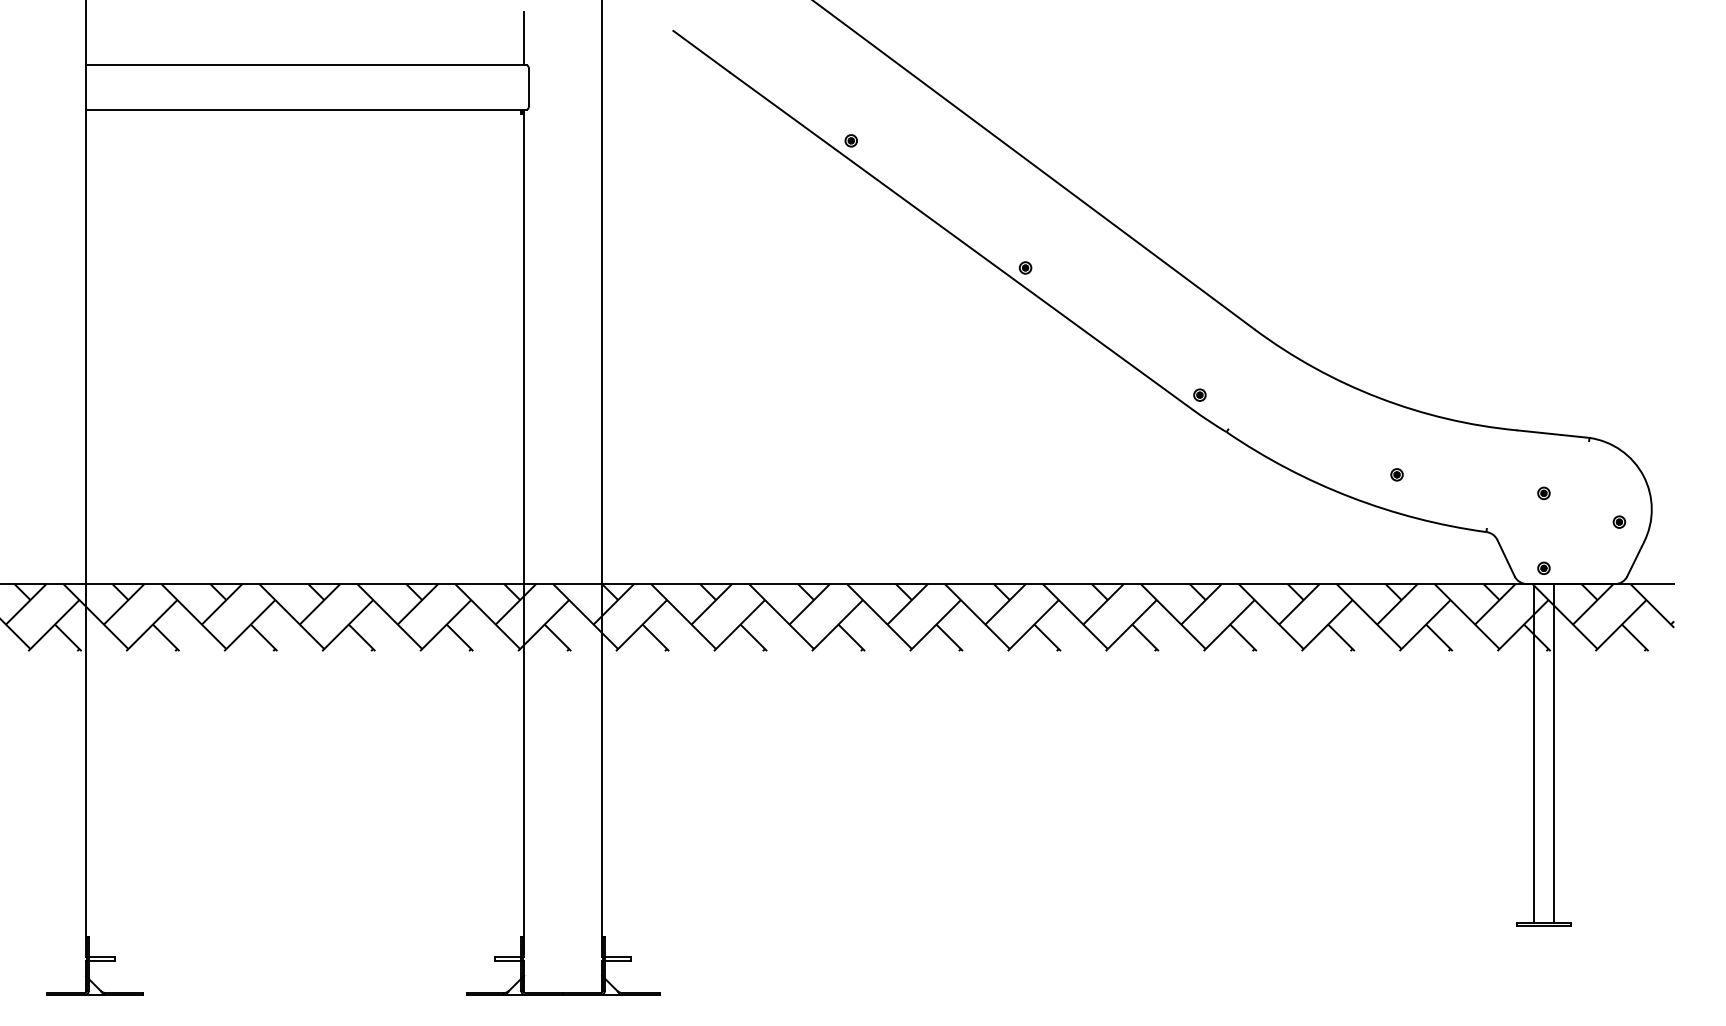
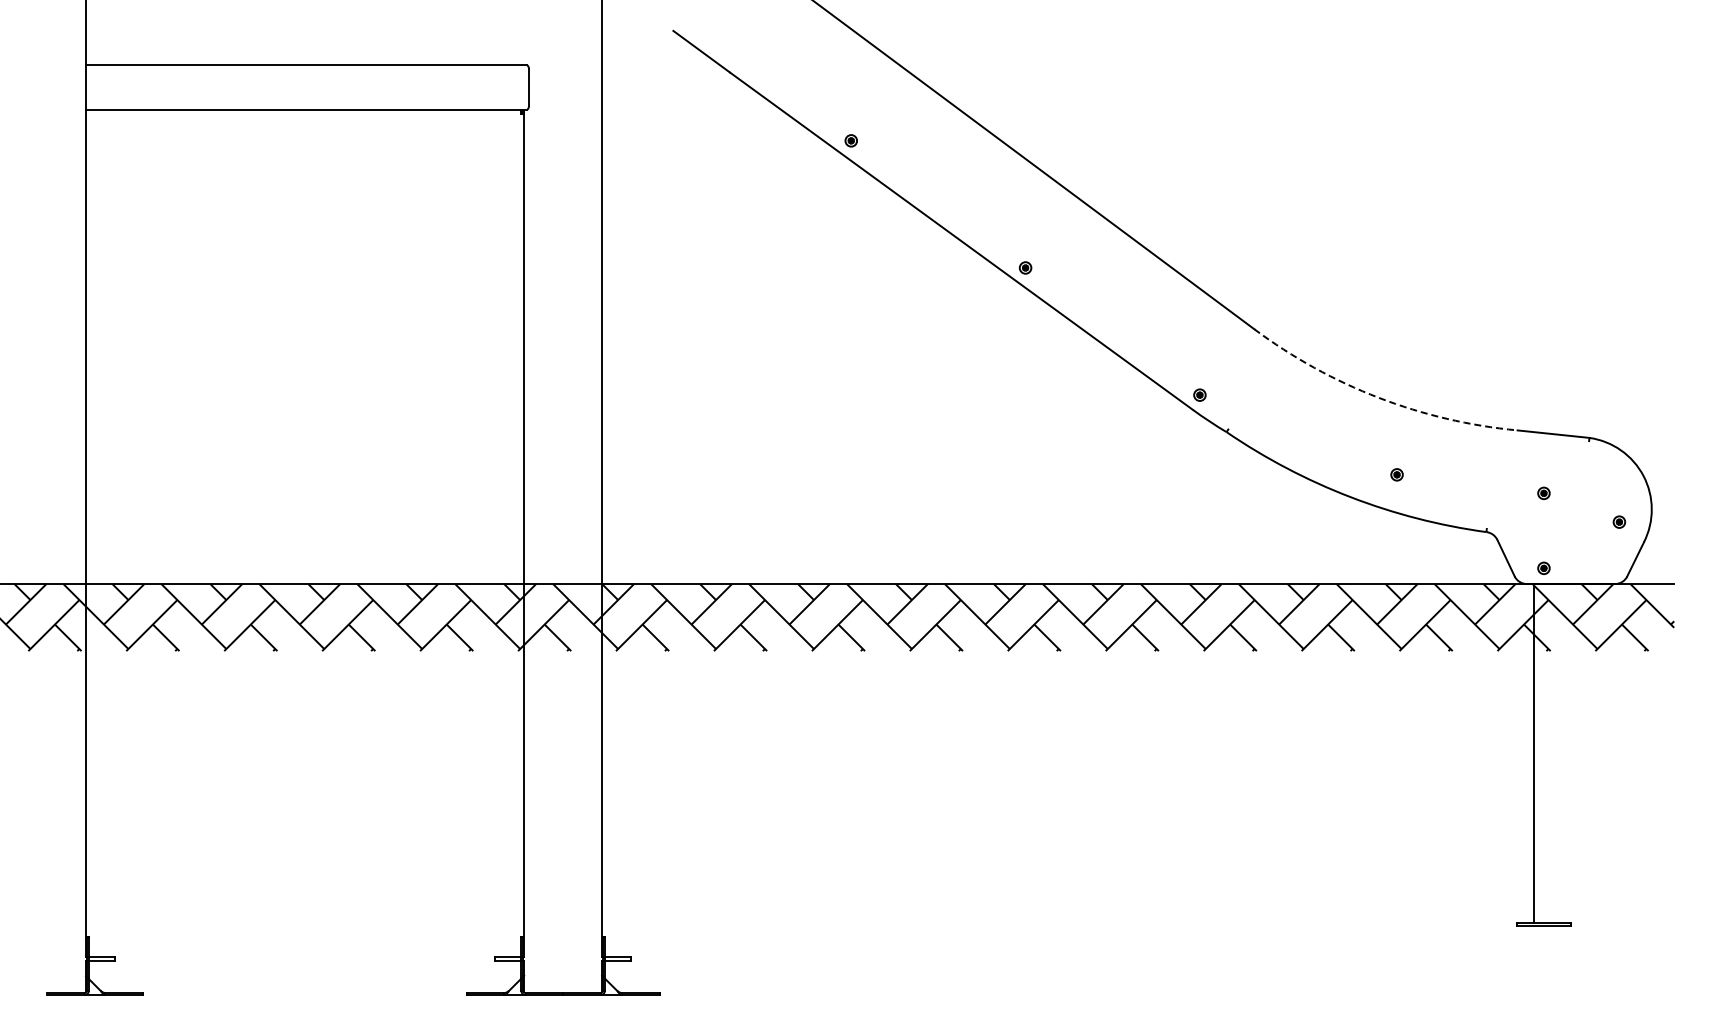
line: present -> none (524, 38)
arc: solid -> dashed (1378, 397)
line: present -> none (1554, 753)
